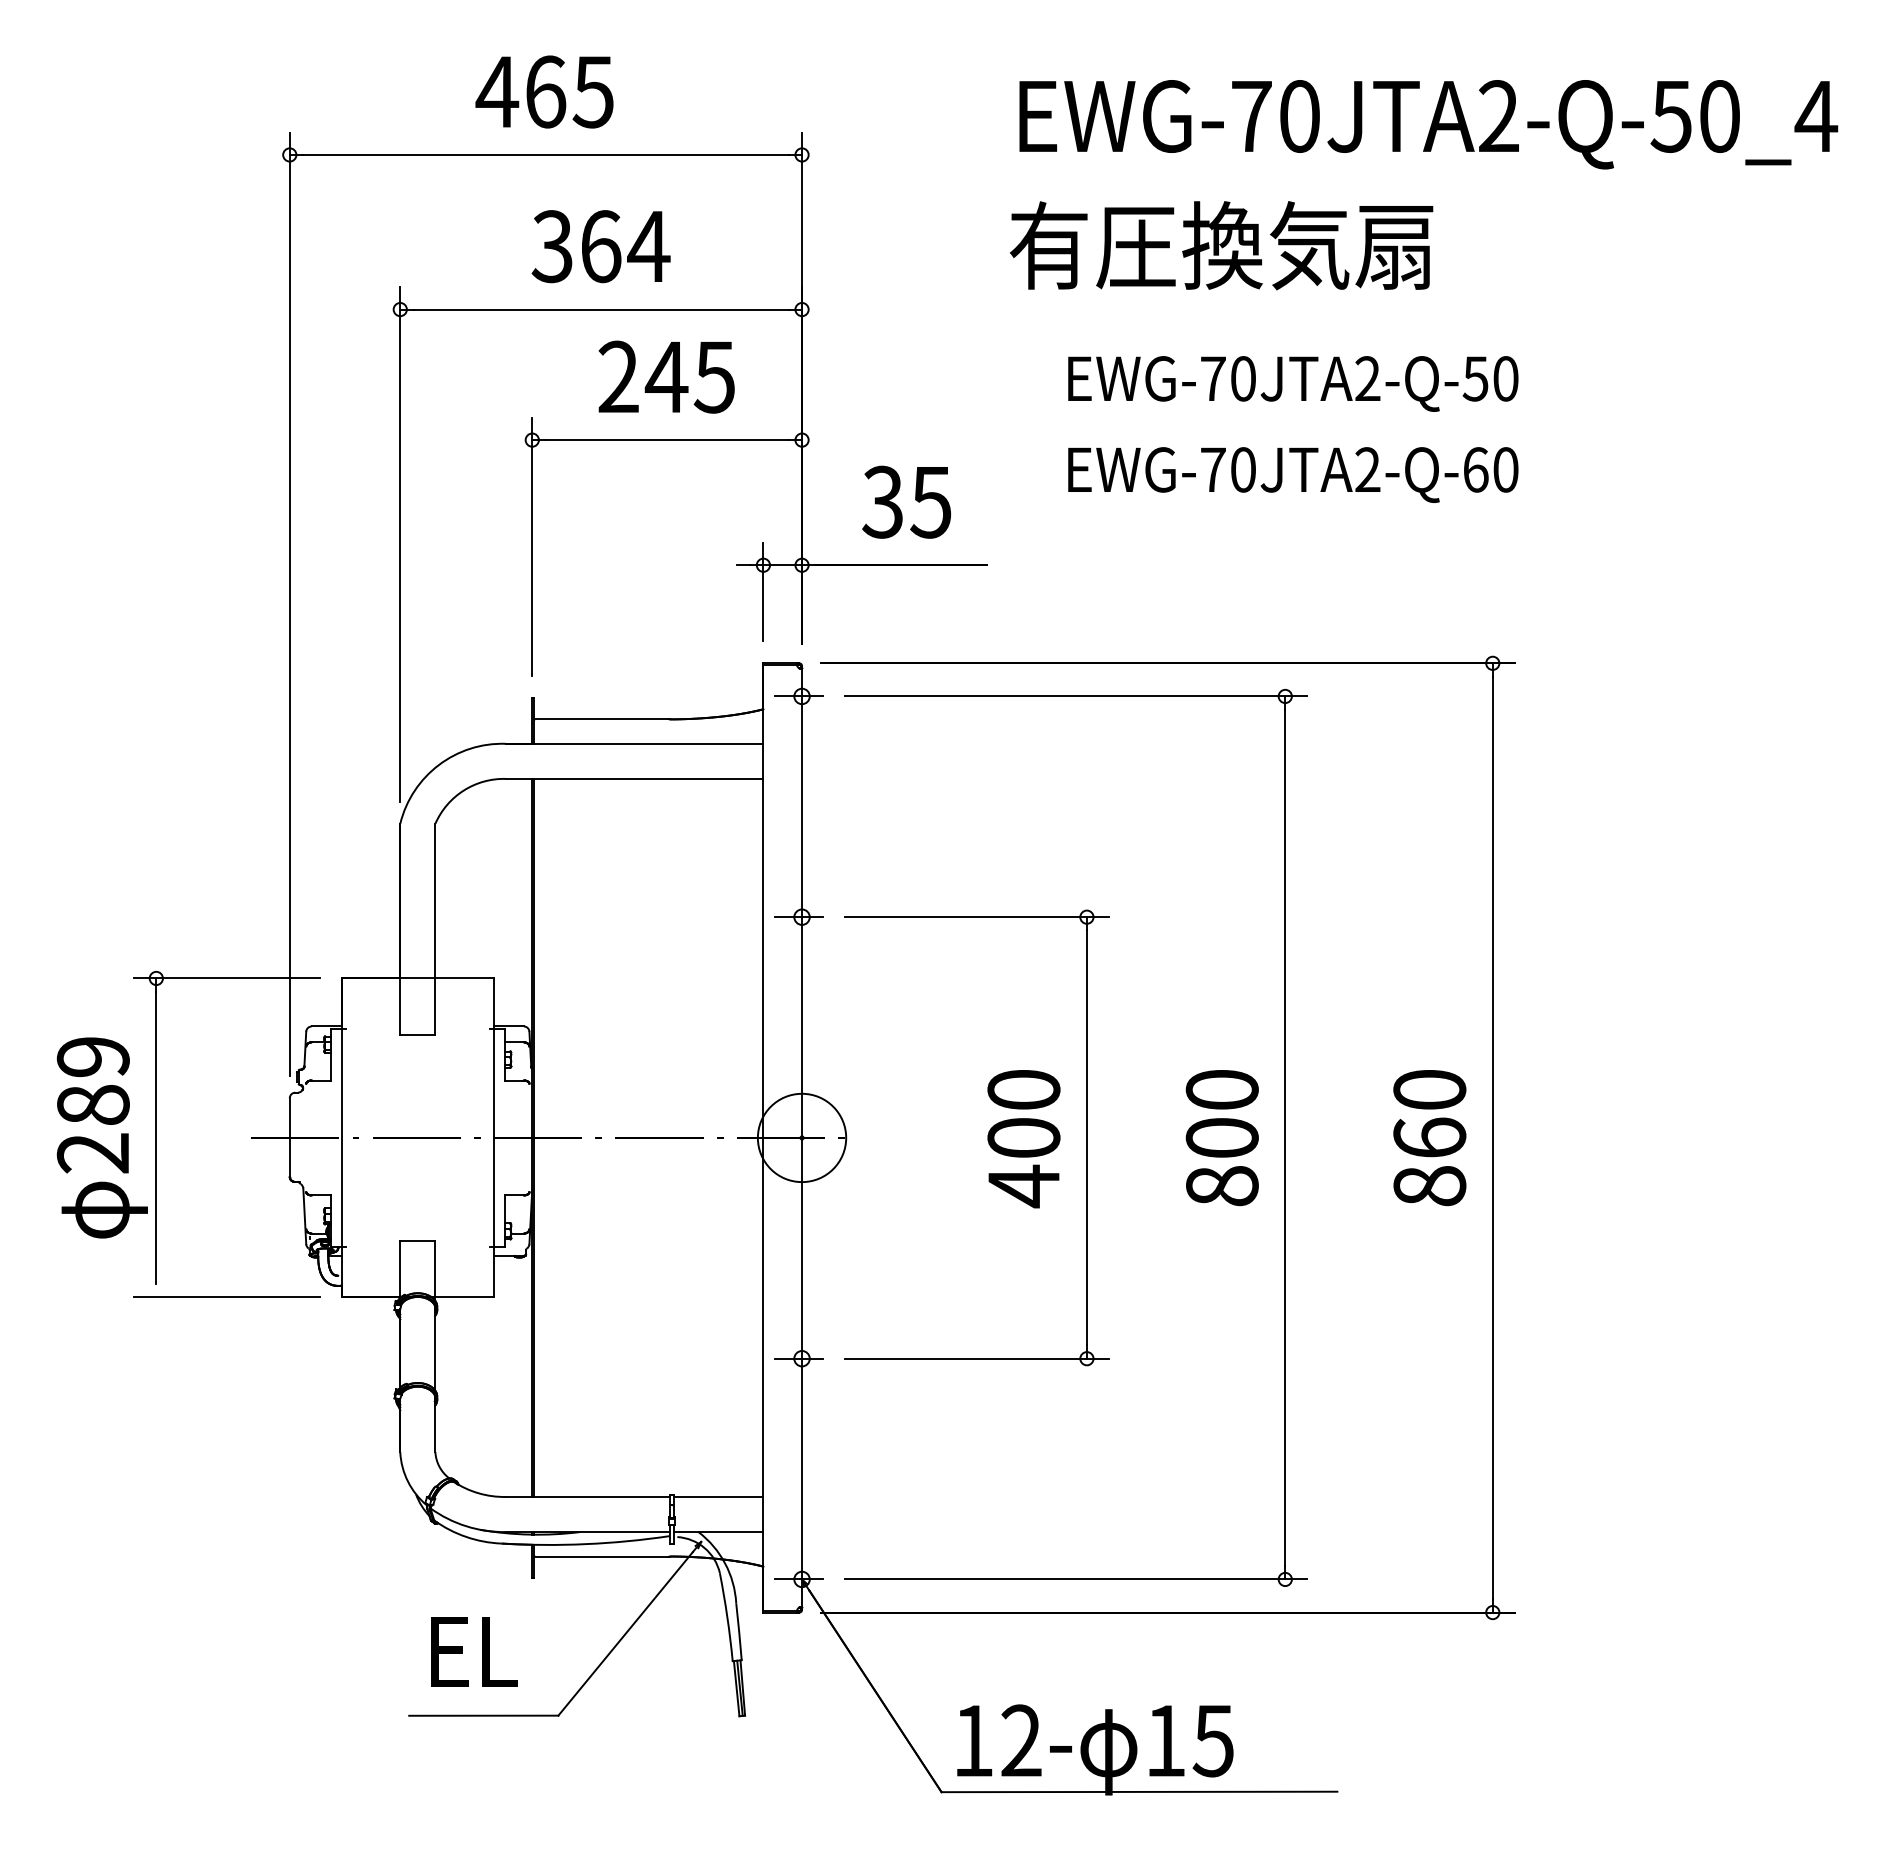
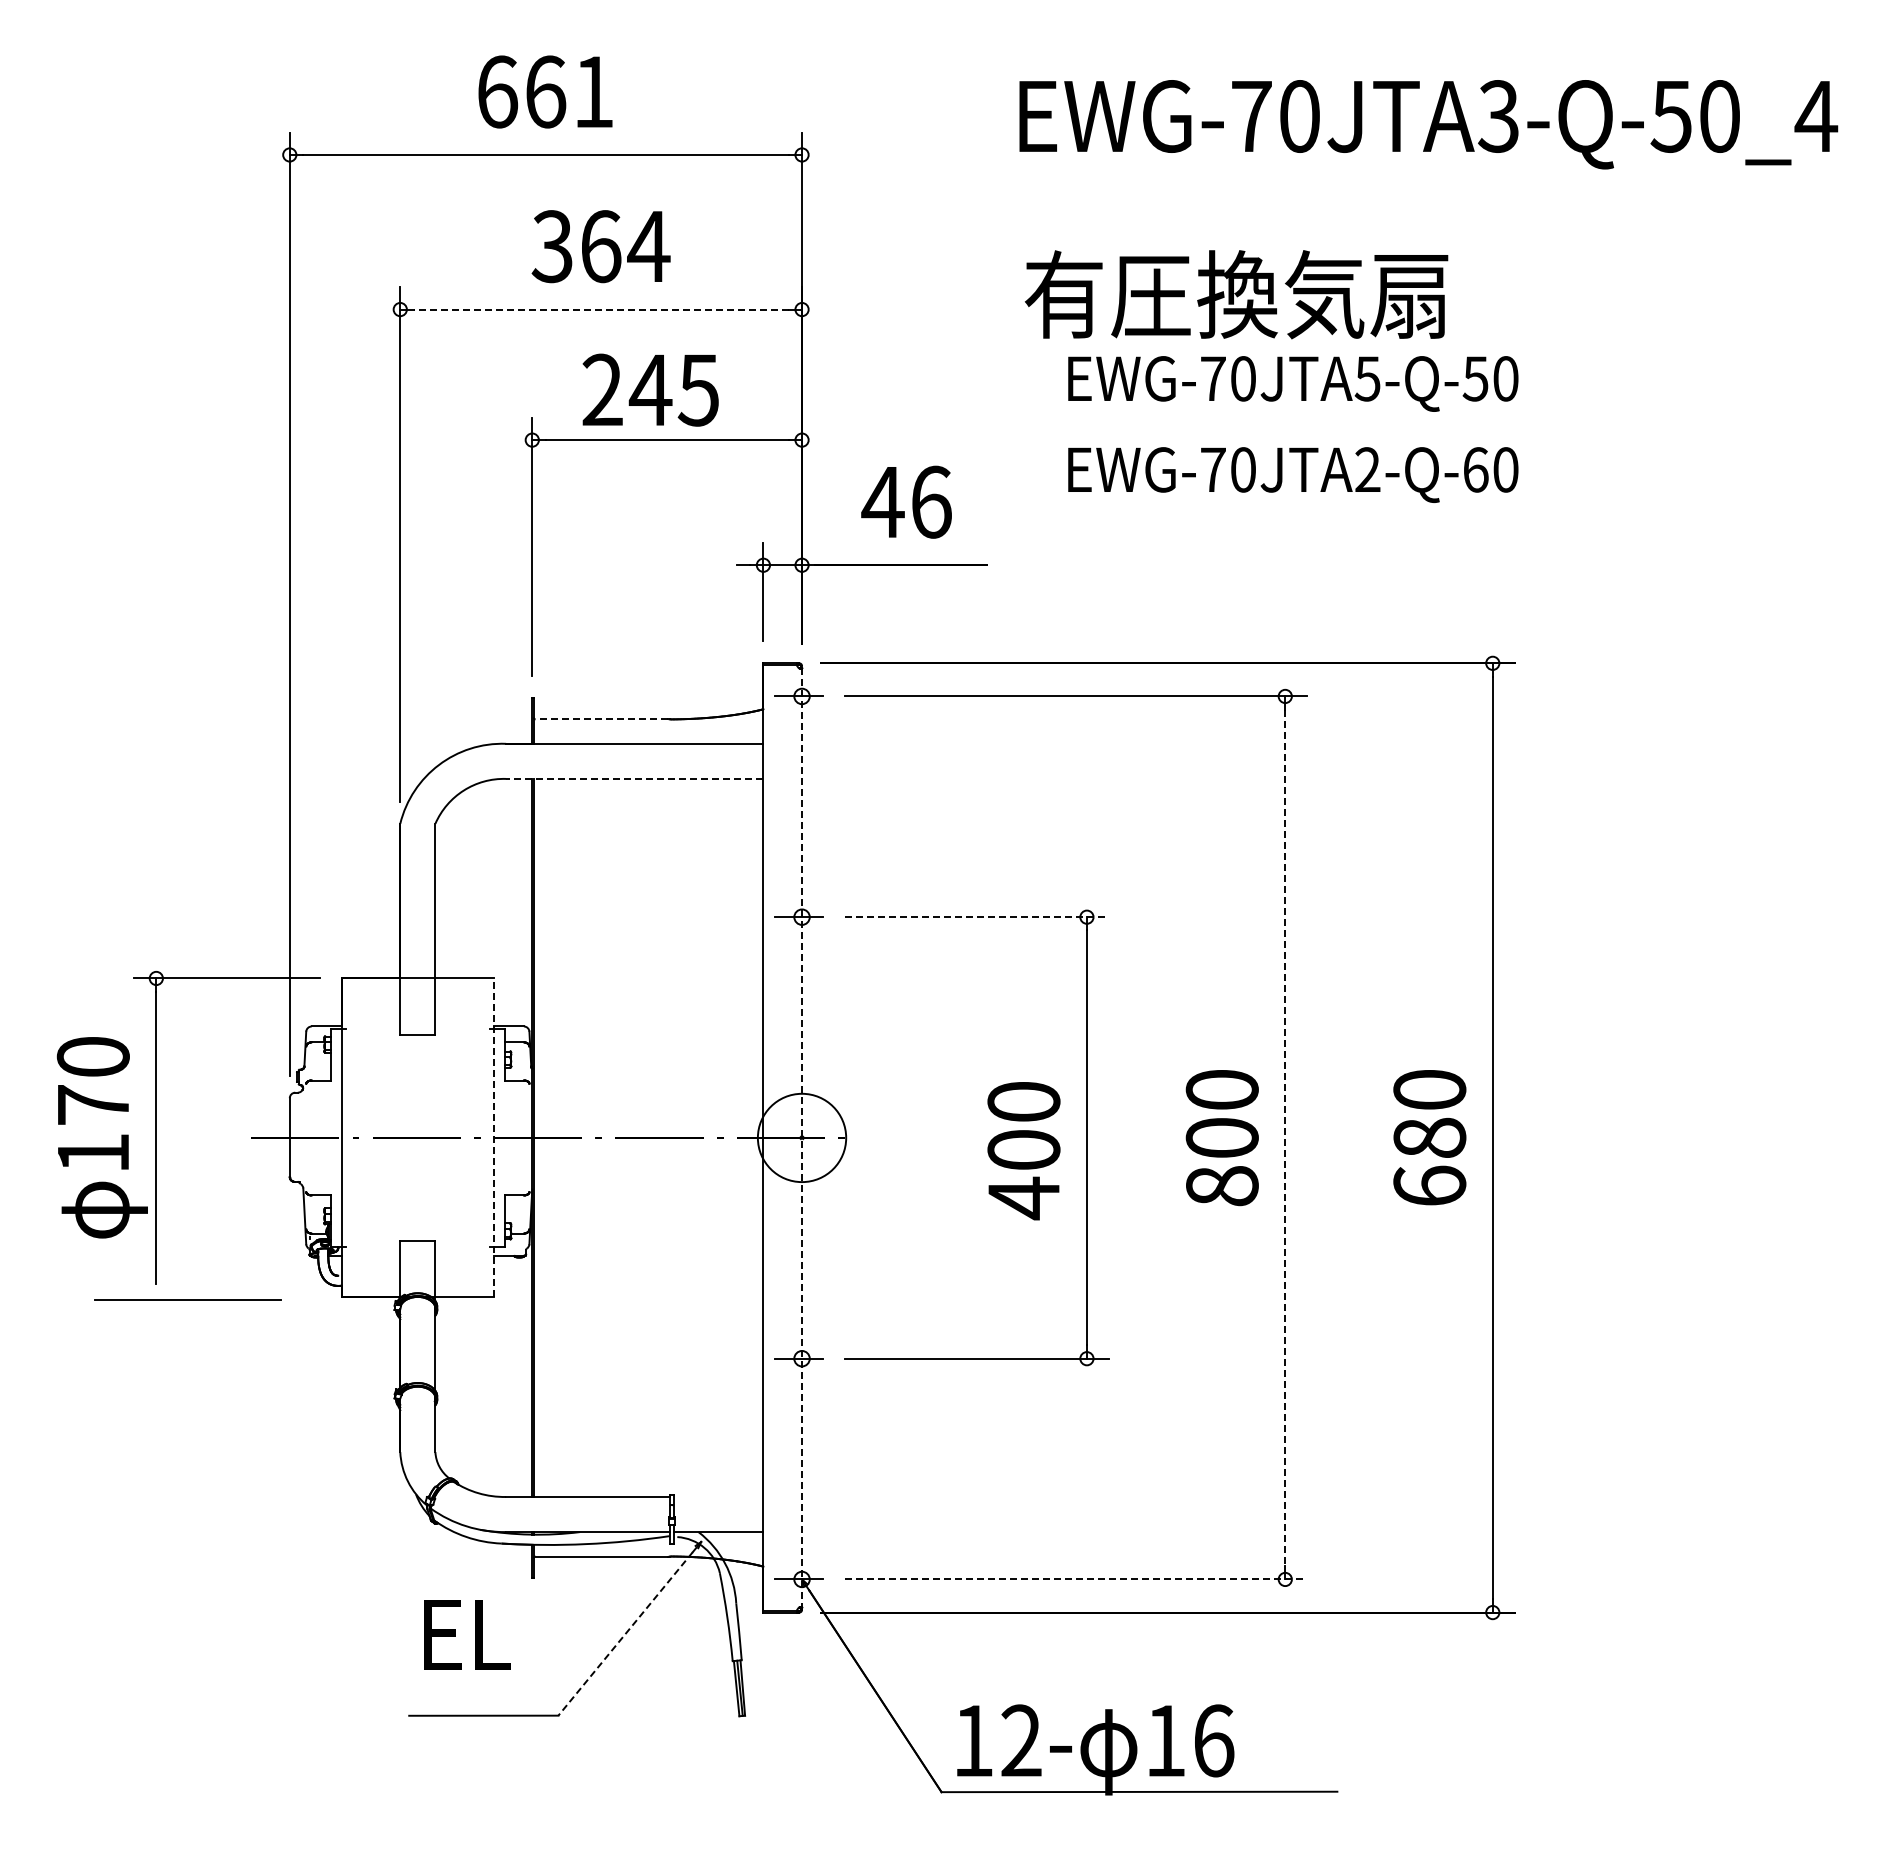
text: 465 -> 661 (544, 91)
text: EWG-70JTA2-Q-50_4 -> EWG-70JTA3-Q-50_4 (1498, 116)
text position: (1221, 245) -> (1236, 294) (1236, 294)
line: solid -> dashed (601, 309)
text position: (666, 376) -> (650, 389) (650, 389)
text: EWG-70JTA2-Q-50 -> EWG-70JTA5-Q-50 (1367, 378)
text: 35 -> 46 (906, 501)
line: solid -> dashed (601, 719)
line: solid -> dashed (634, 778)
line: solid -> dashed (977, 917)
text: 289 -> 170 (92, 1105)
line: solid -> dashed (493, 1137)
line: solid -> dashed (802, 1137)
line: solid -> dashed (1285, 1138)
text position: (1023, 1139) -> (1023, 1151) (1023, 1151)
text: 860 -> 680 (1429, 1161)
line position: (226, 1296) -> (187, 1299) (187, 1299)
line: present -> none (718, 1496)
line: solid -> dashed (1076, 1579)
line: solid -> dashed (625, 1633)
text position: (474, 1651) -> (467, 1634) (467, 1634)
text: 15 -> 16 (1213, 1740)
